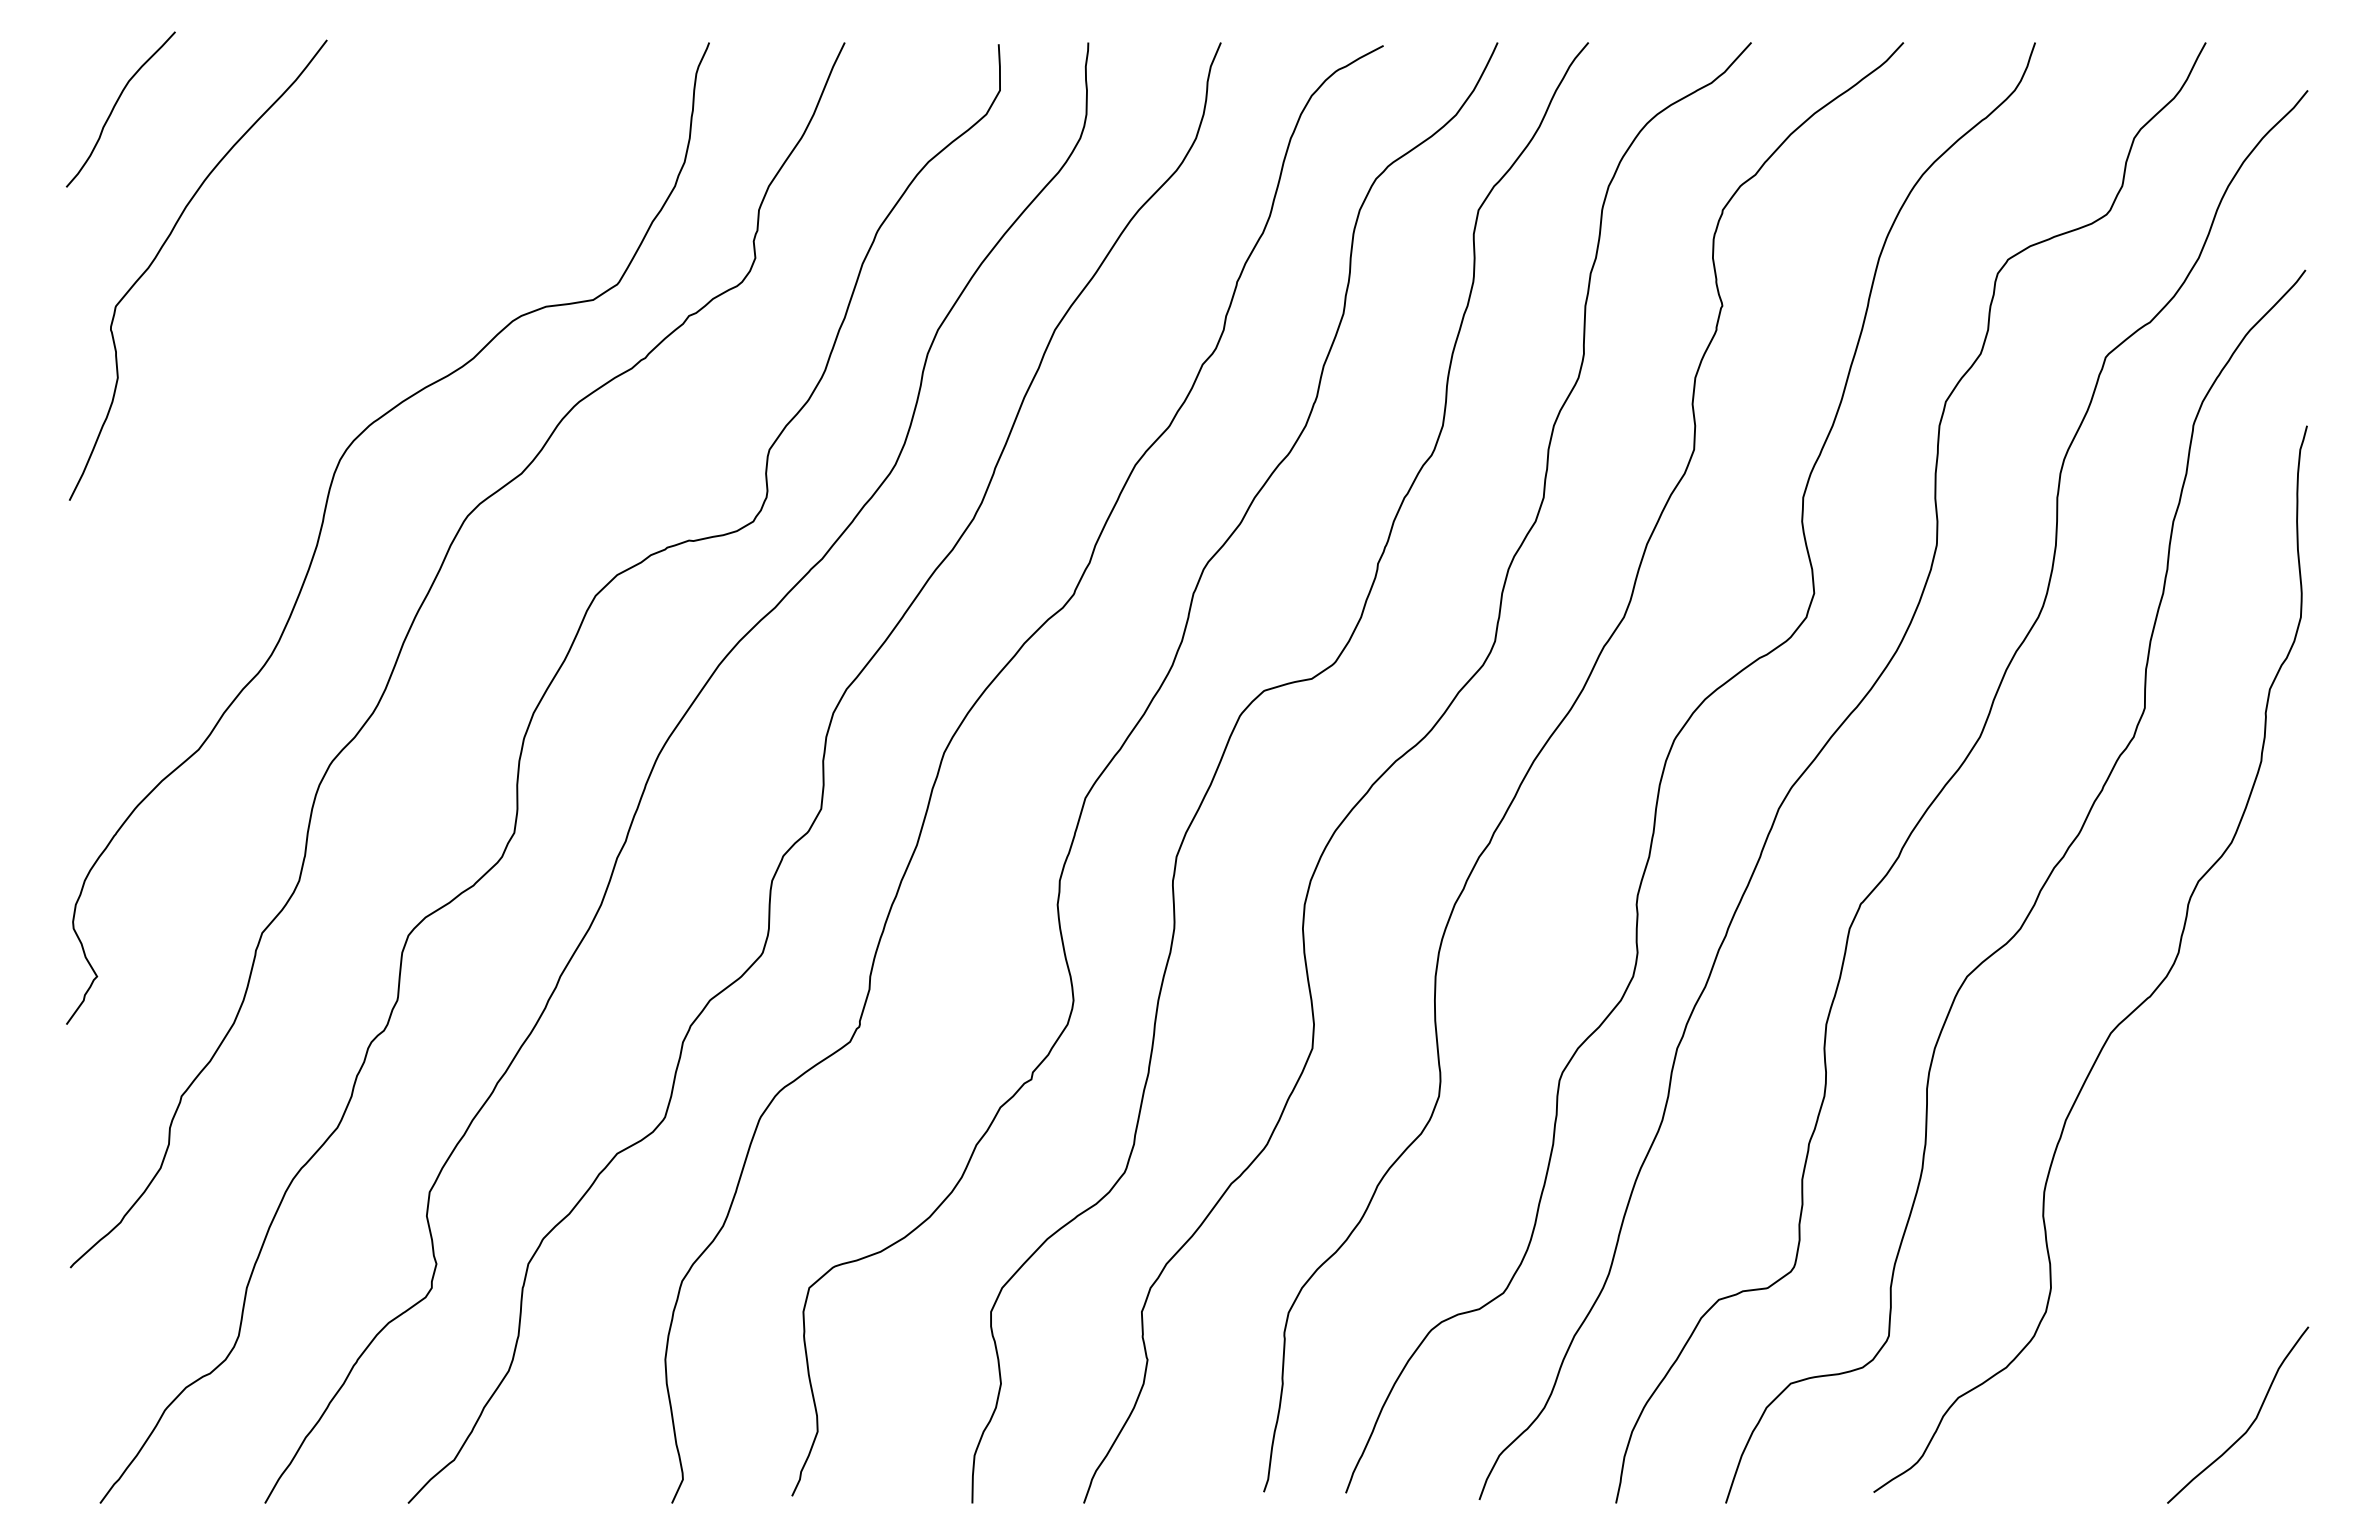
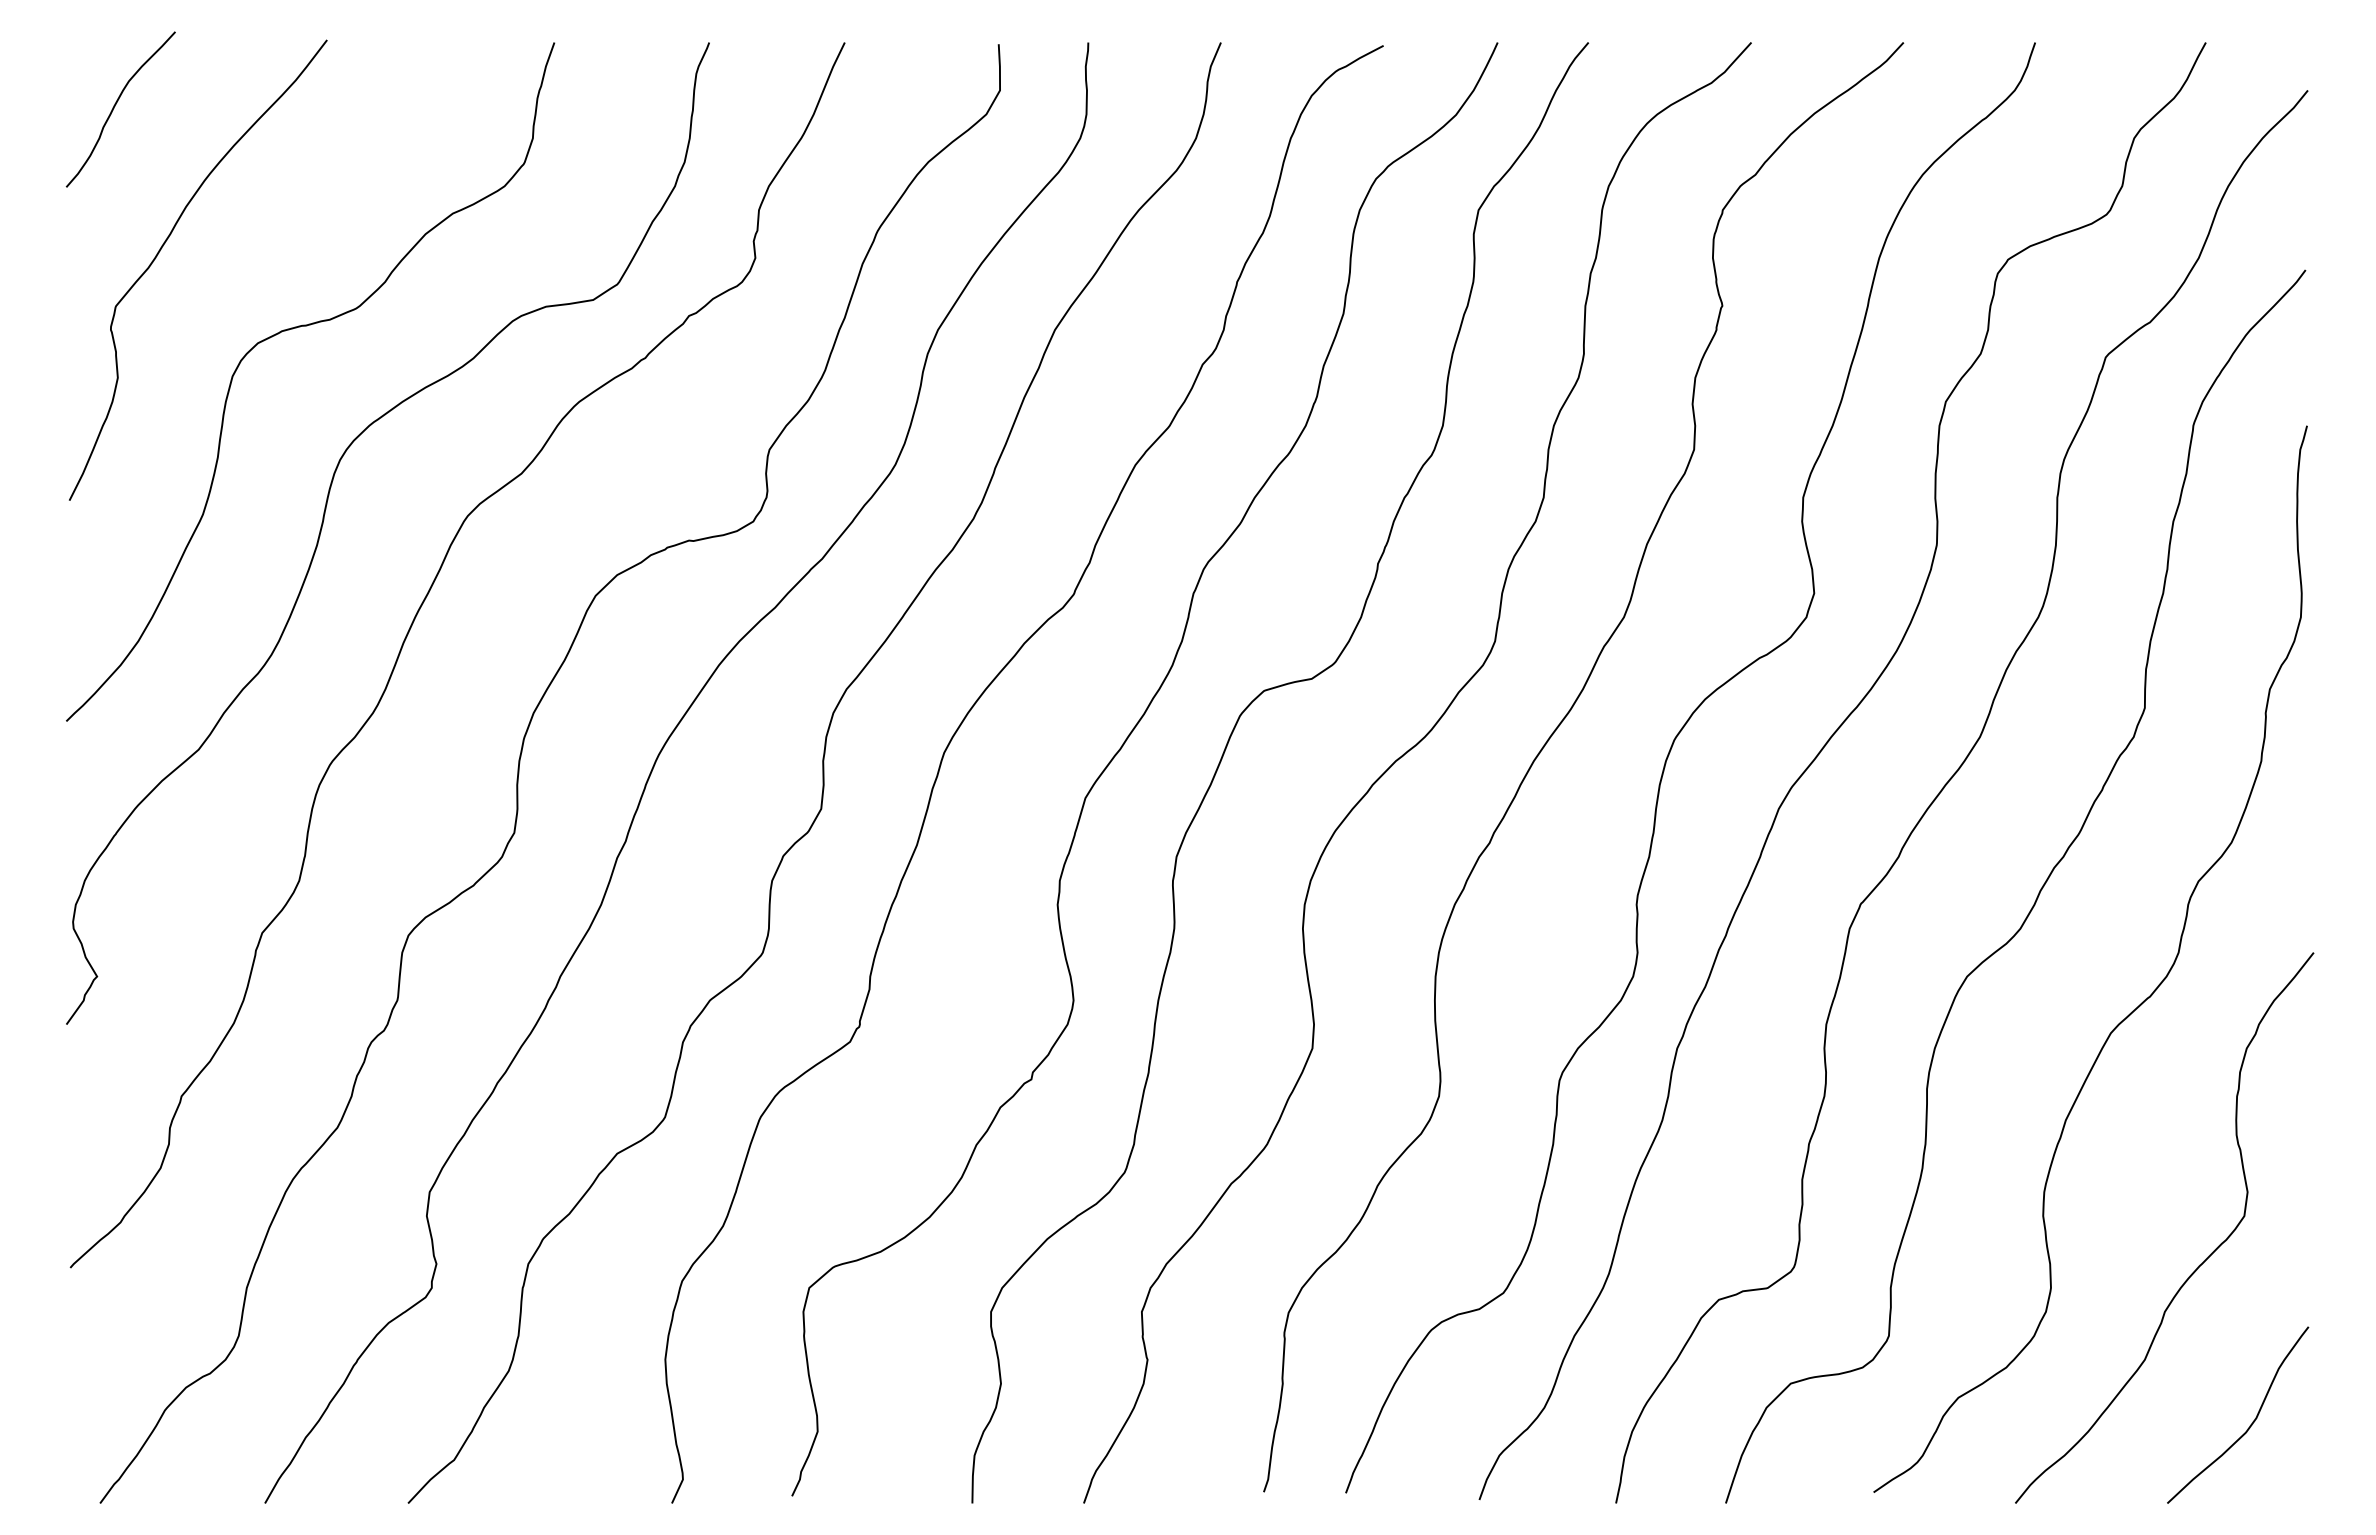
curve: none -> present (296, 328)
curve: none -> present (2199, 1264)
